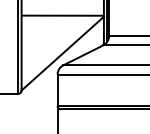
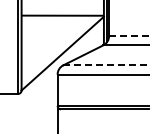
line: solid -> dashed (130, 36)
line: solid -> dashed (106, 65)
